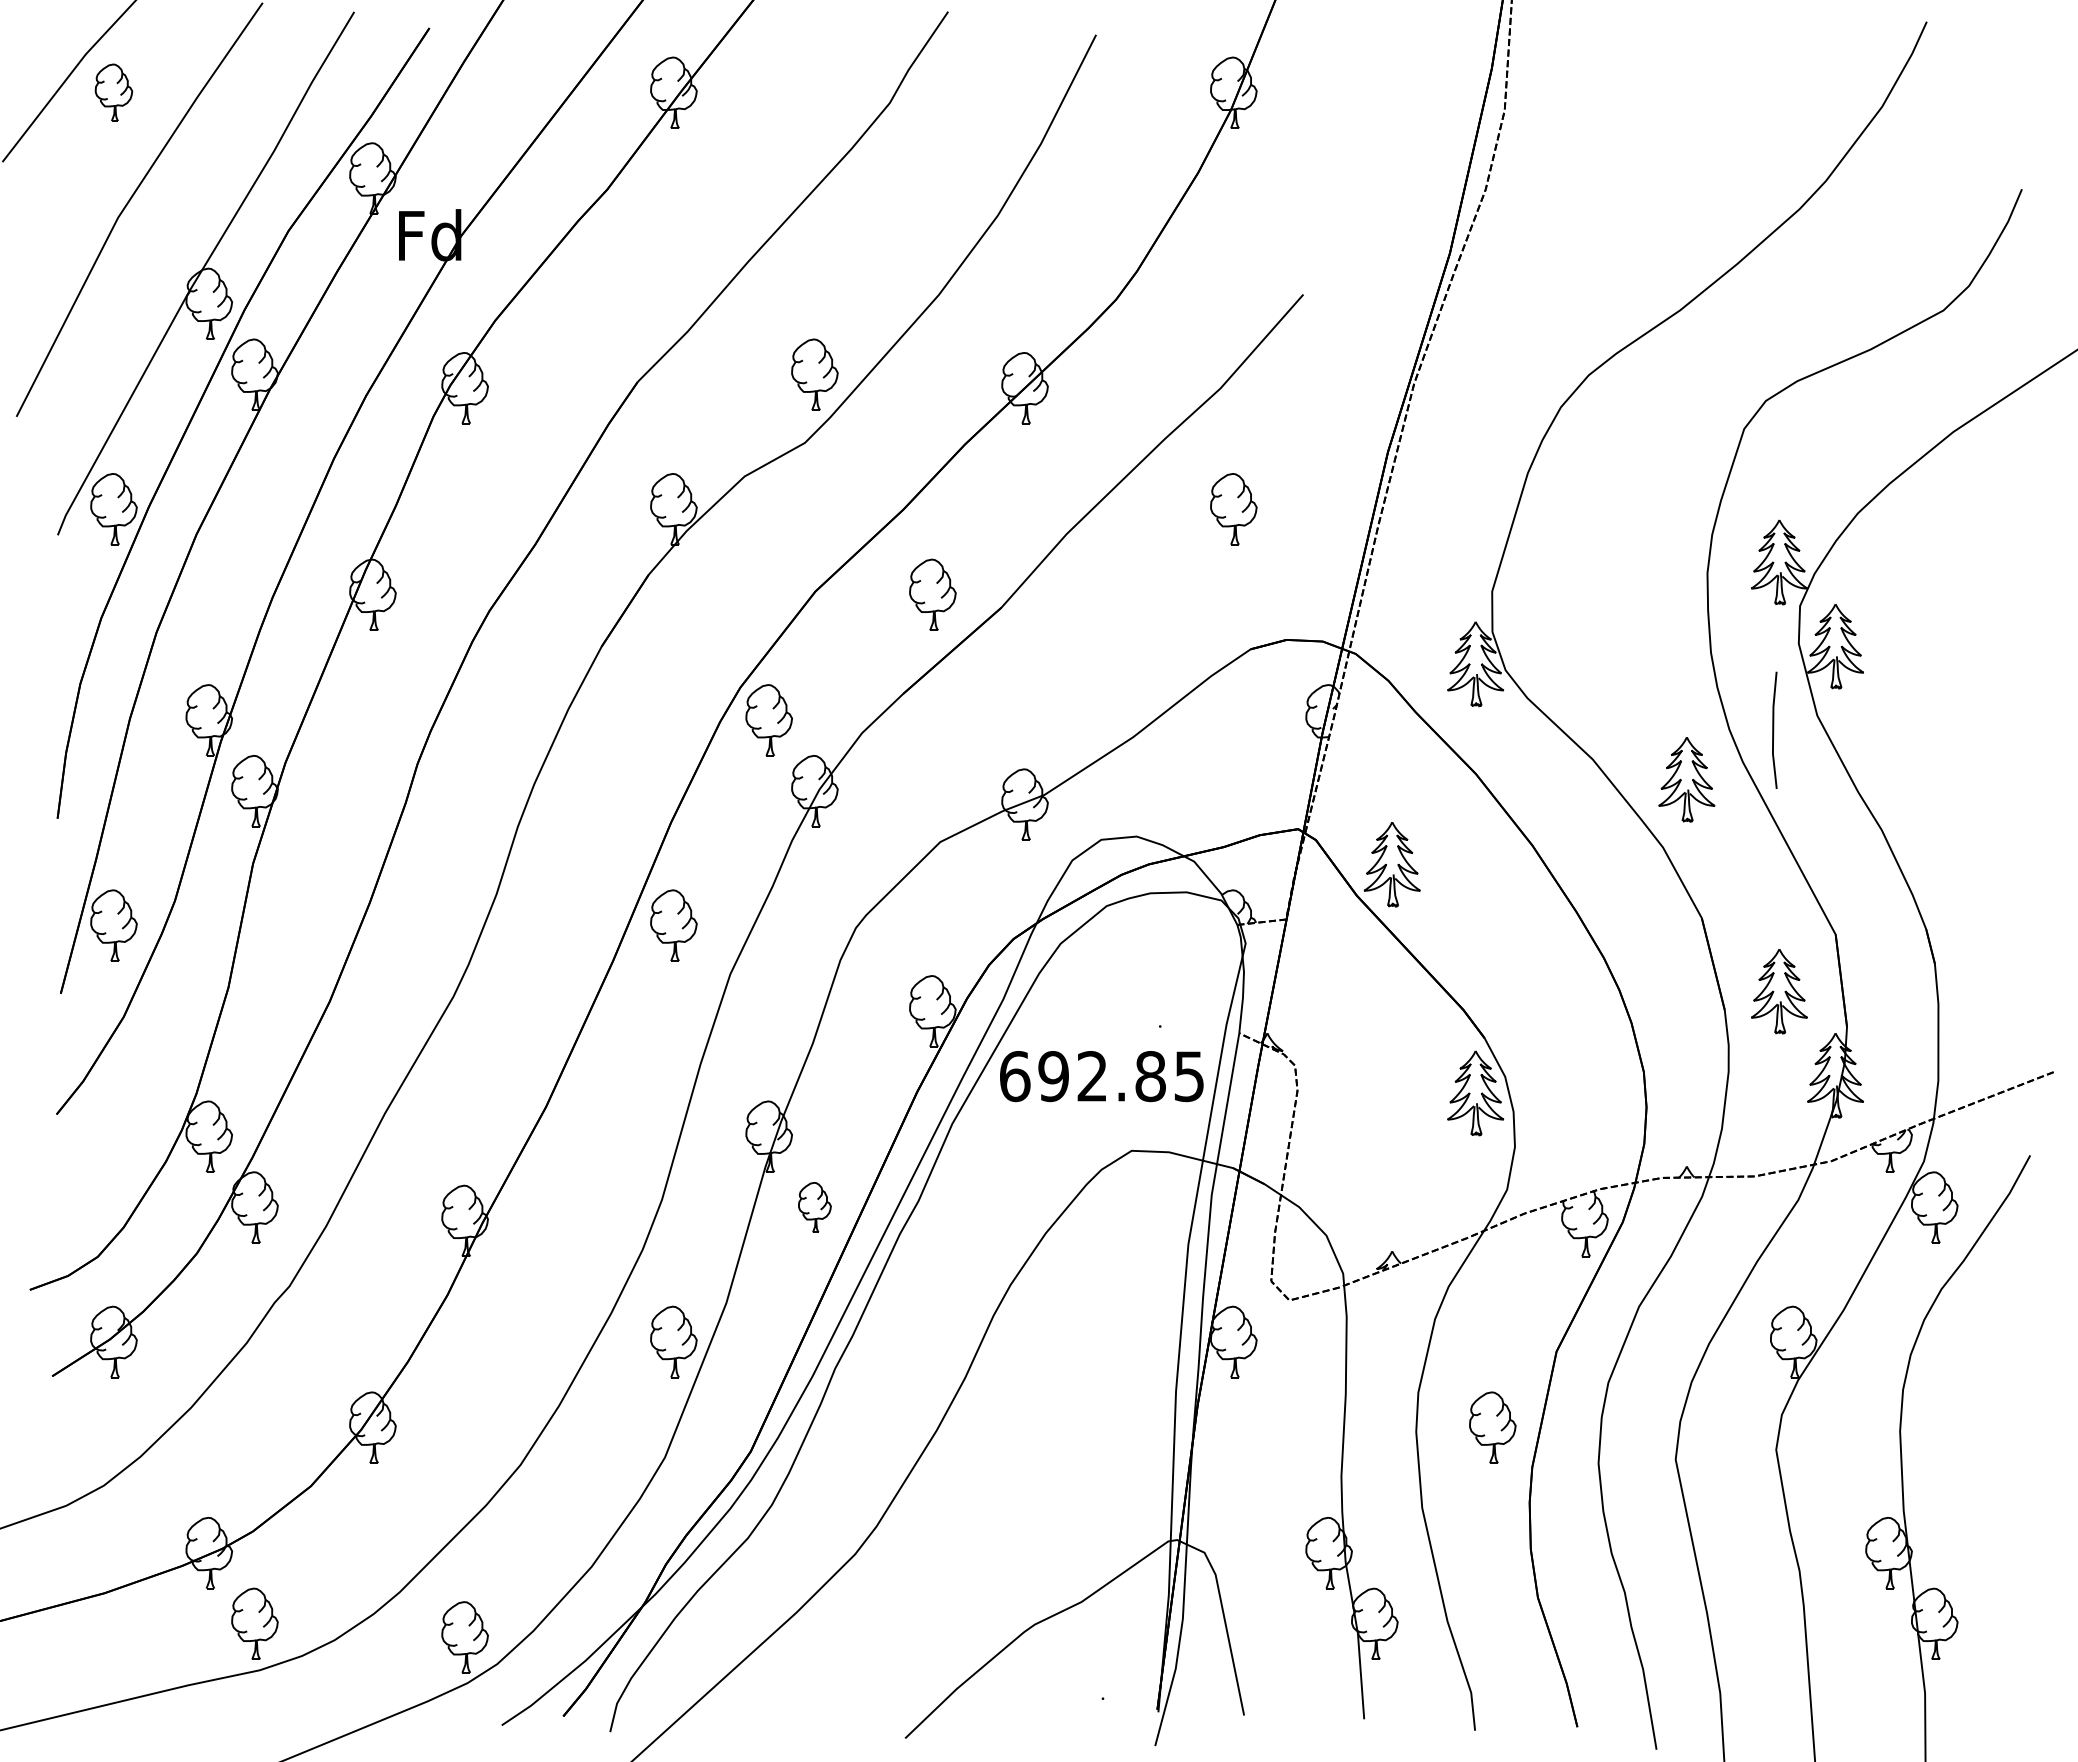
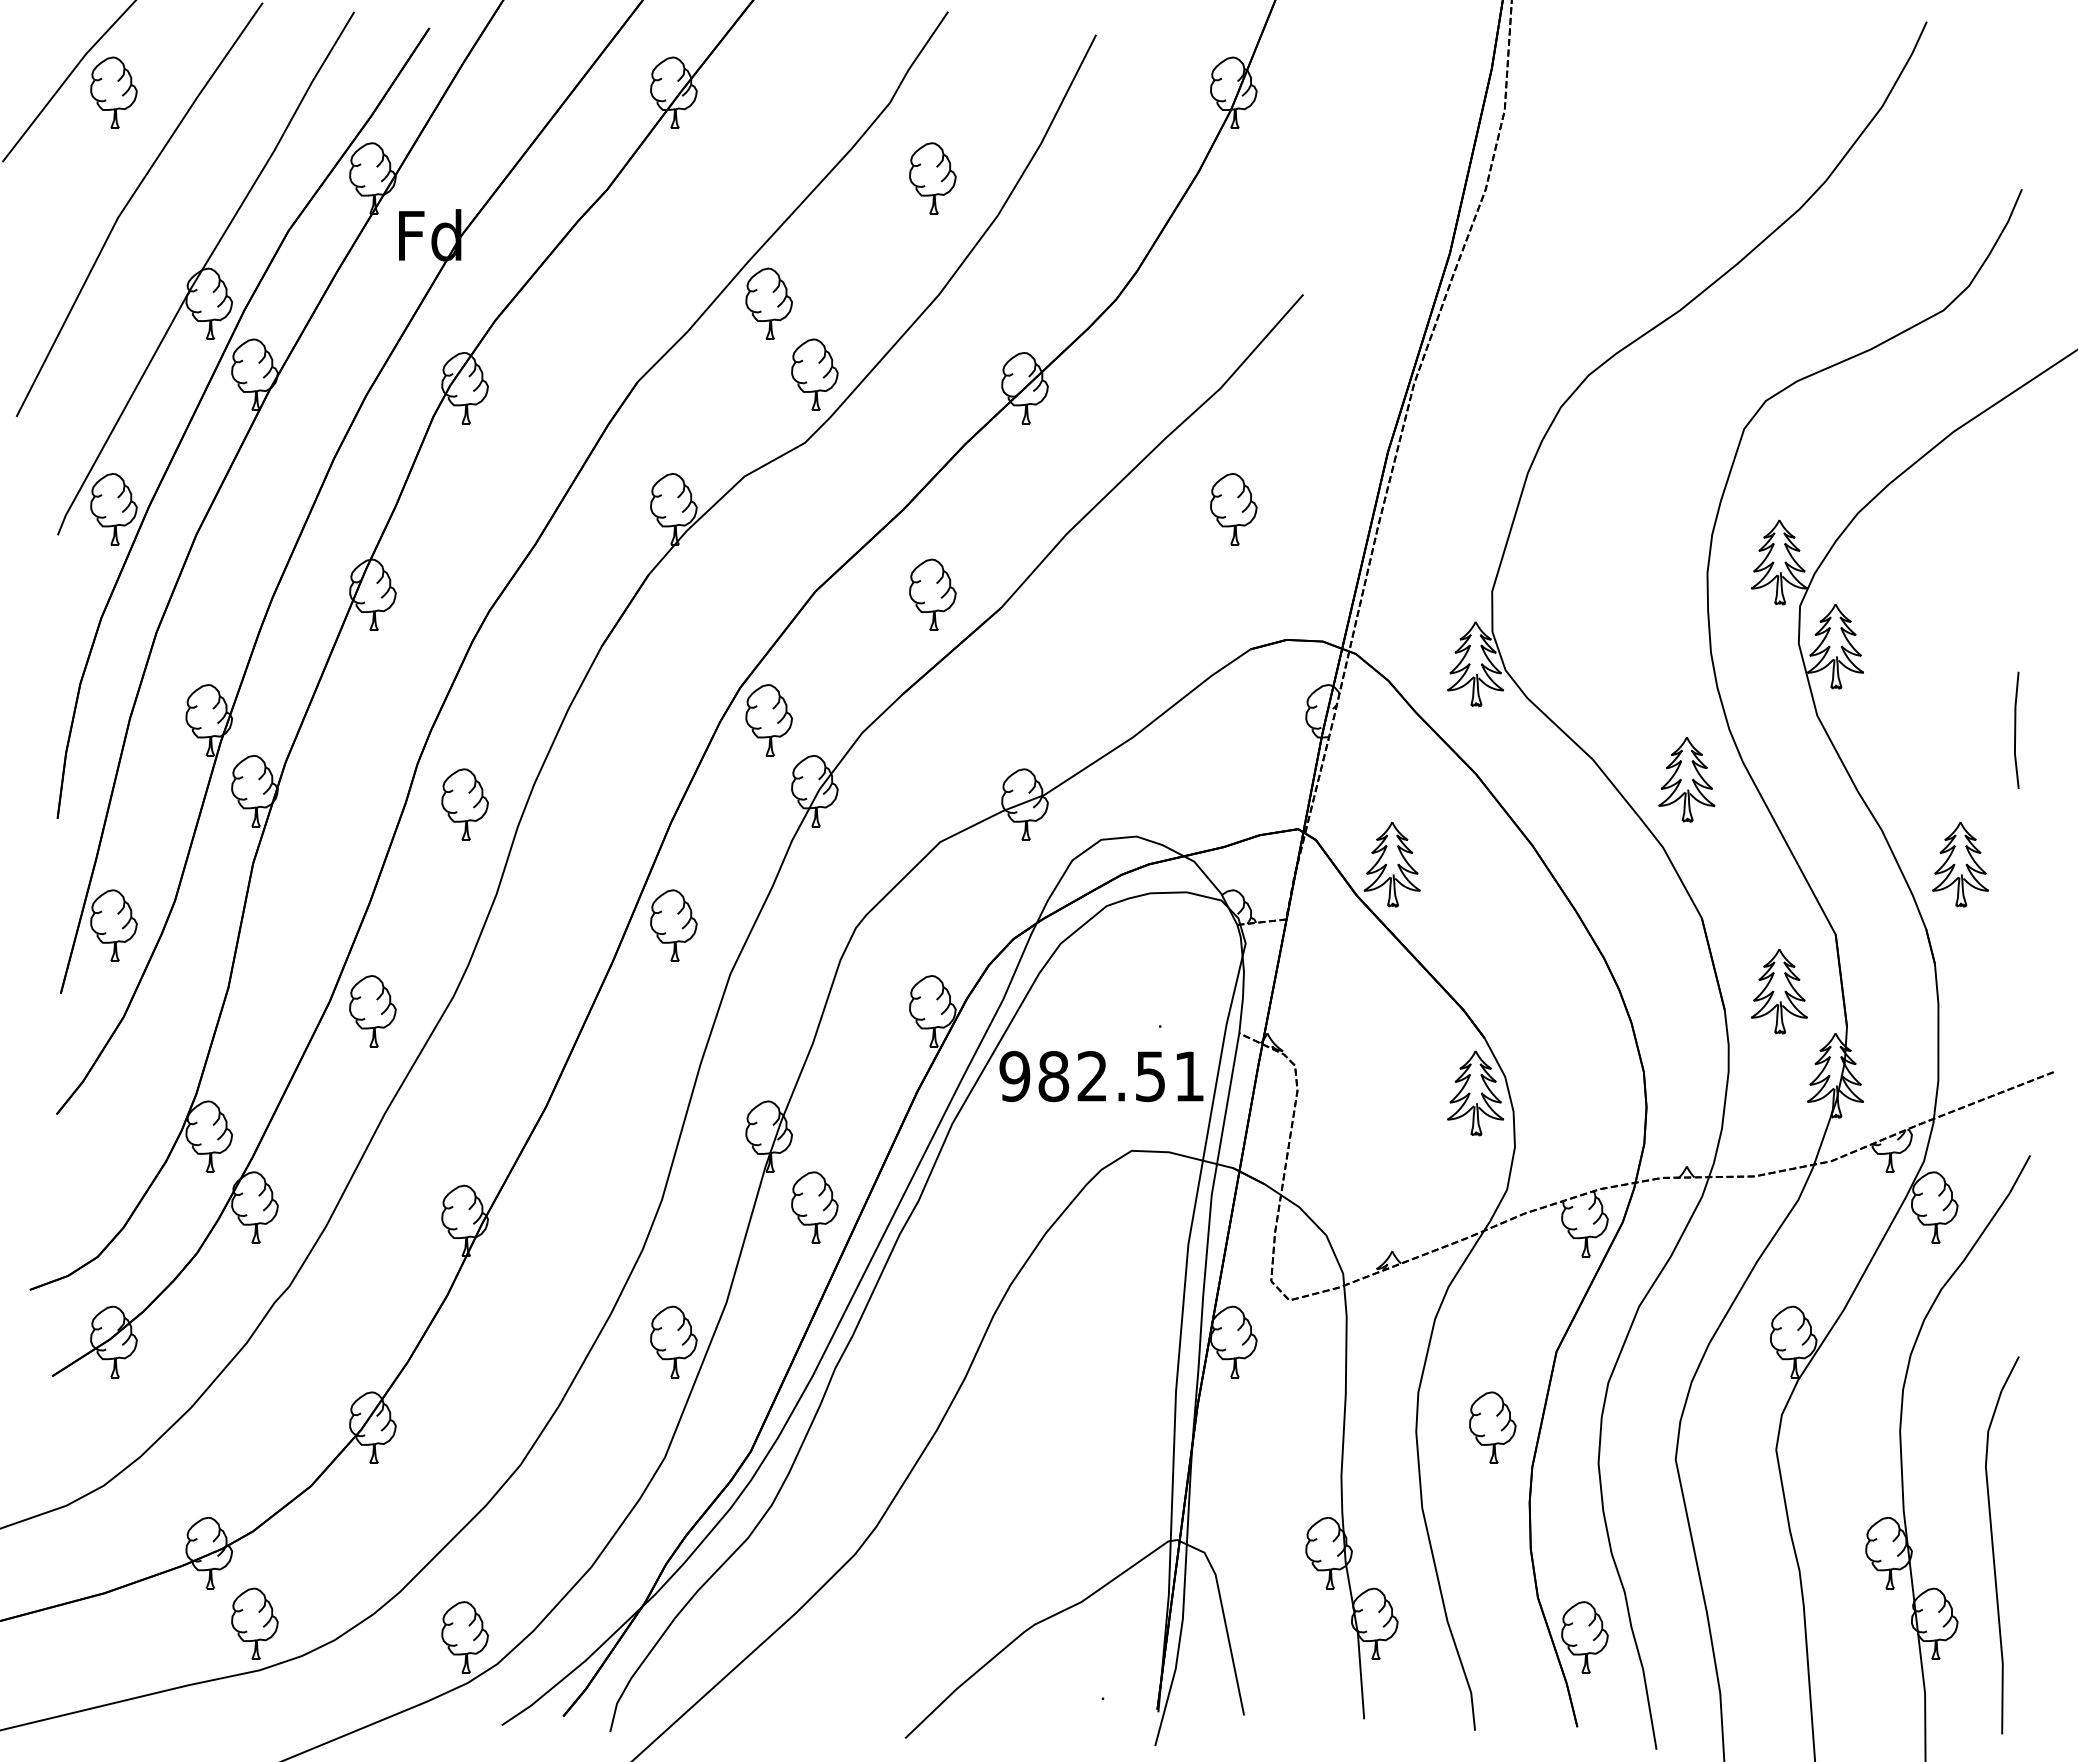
part size: 40x59 px -> 48x73 px (113, 92)
part: none -> present (932, 178)
part: none -> present (768, 303)
line position: (1774, 729) -> (2016, 729) (2016, 729)
part: none -> present (464, 804)
part: none -> present (1960, 864)
part: none -> present (372, 1011)
text: 692.85 -> 982.51 (1101, 1076)
part size: 34x51 px -> 48x73 px (814, 1207)
curve: none -> present (1993, 1545)
part: none -> present (1584, 1637)
